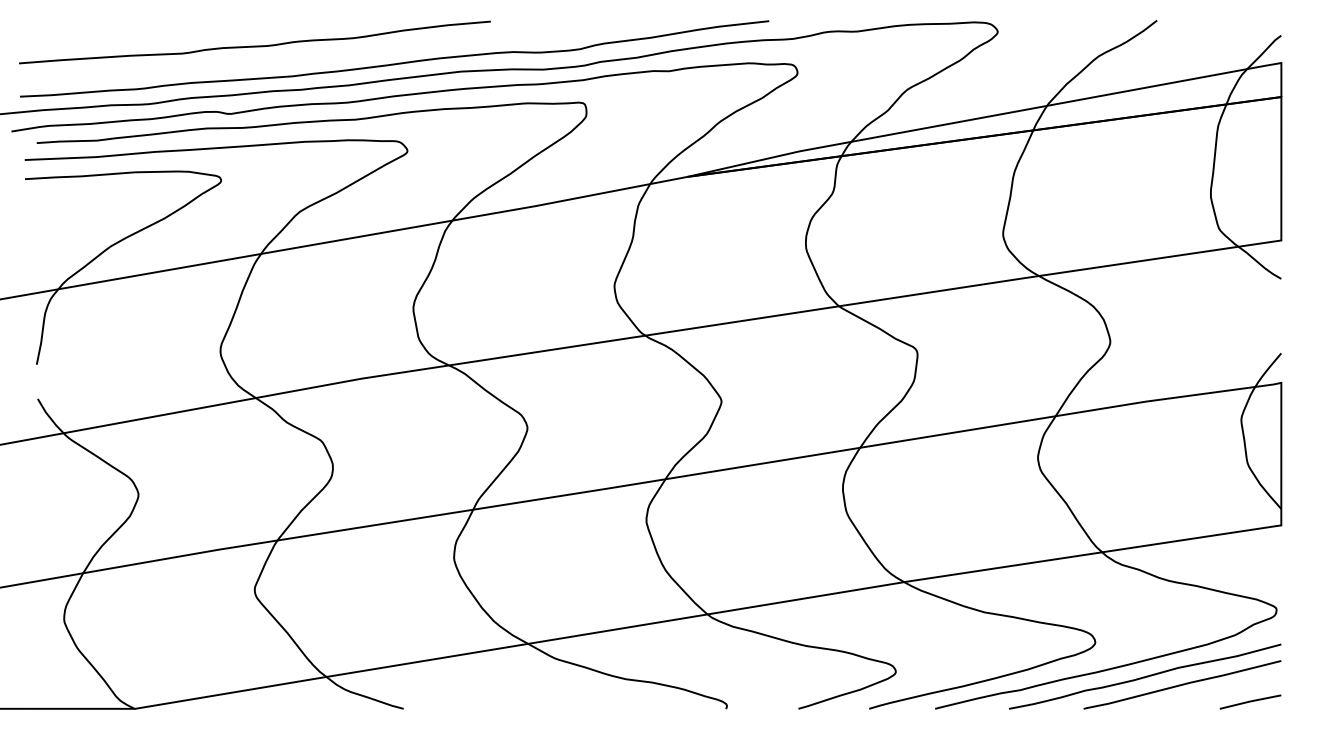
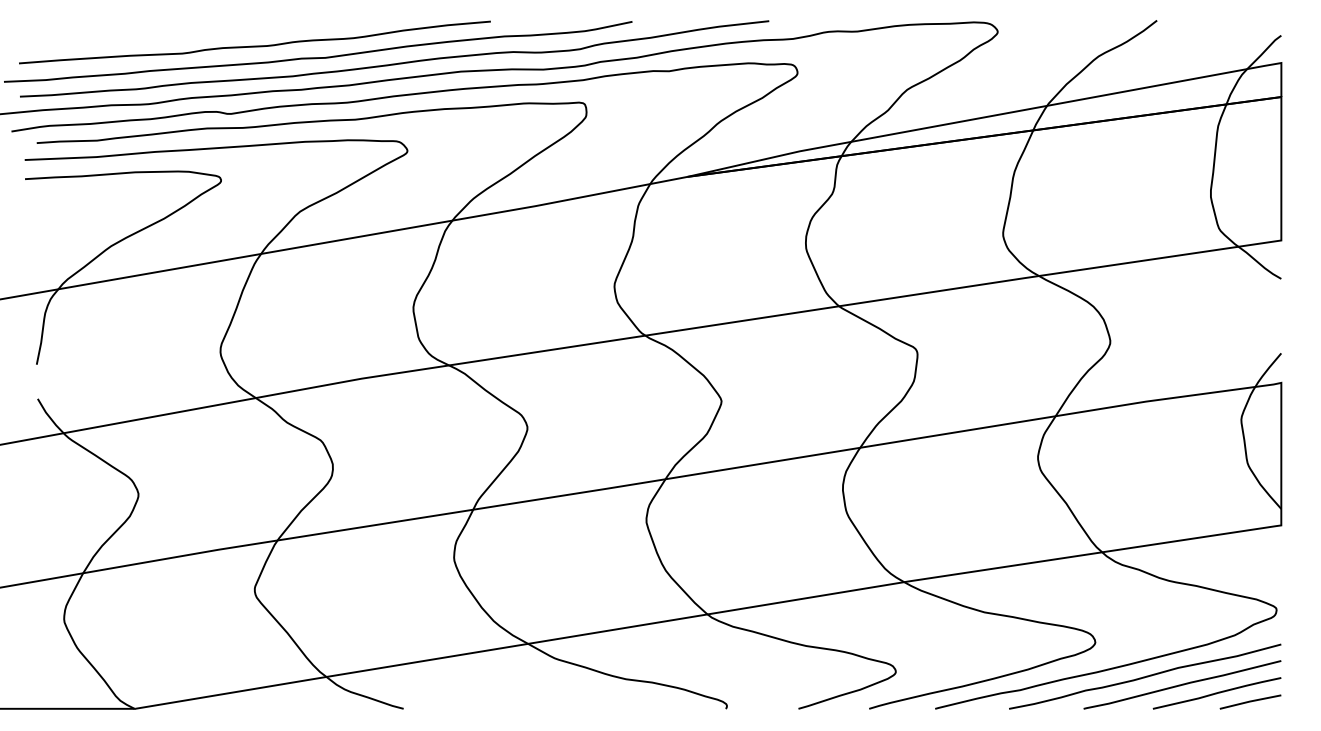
curve: none -> present (318, 57)
line: none -> present (1216, 693)
